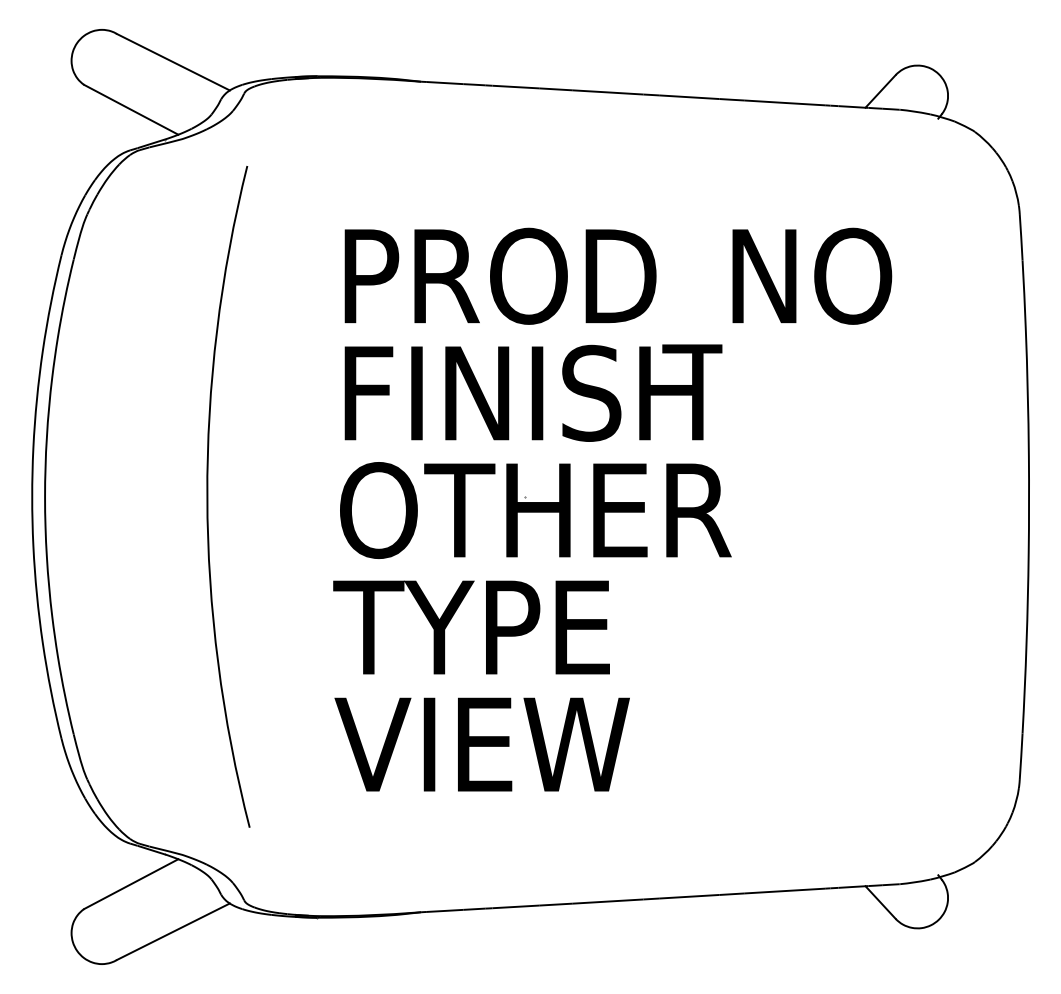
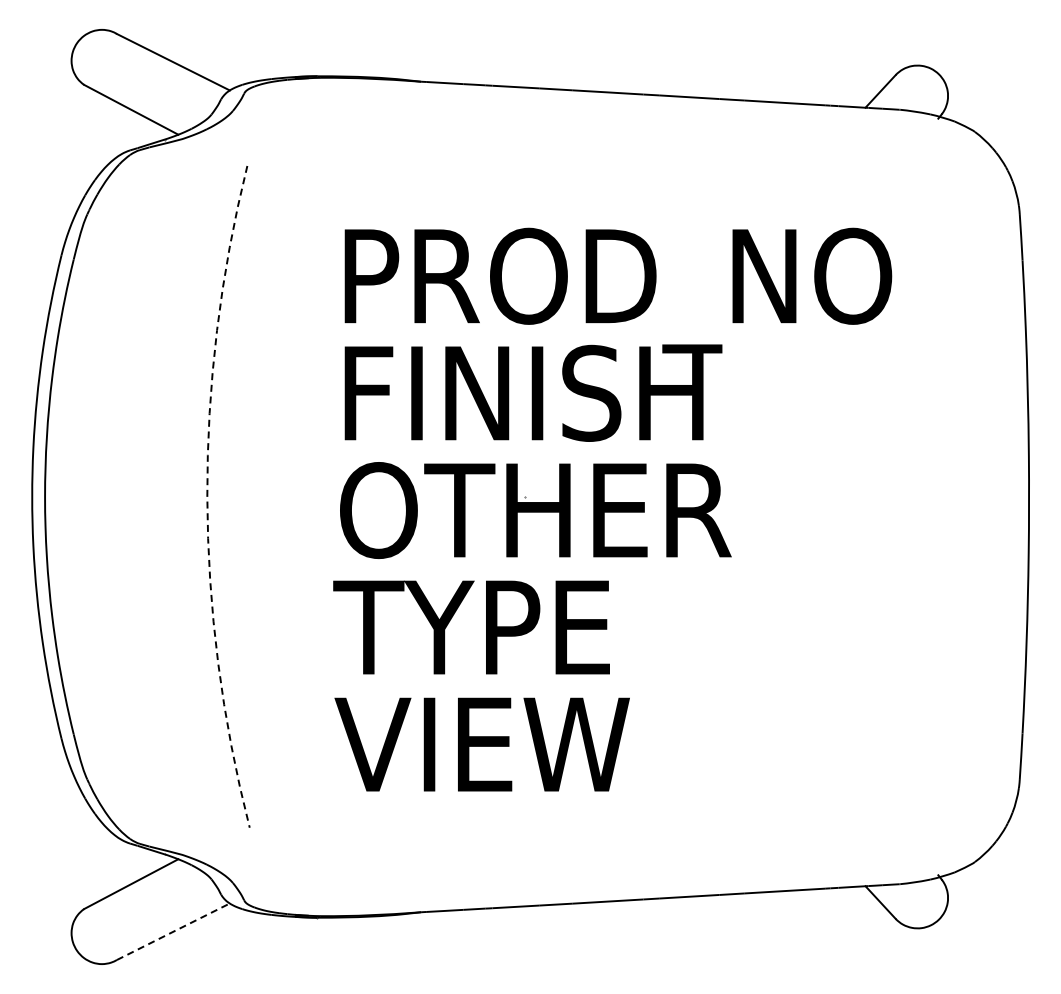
arc: solid -> dashed (207, 497)
line: solid -> dashed (173, 931)
